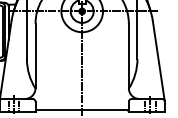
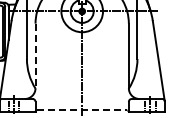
line: solid -> dashed (35, 56)
line: solid -> dashed (82, 110)
